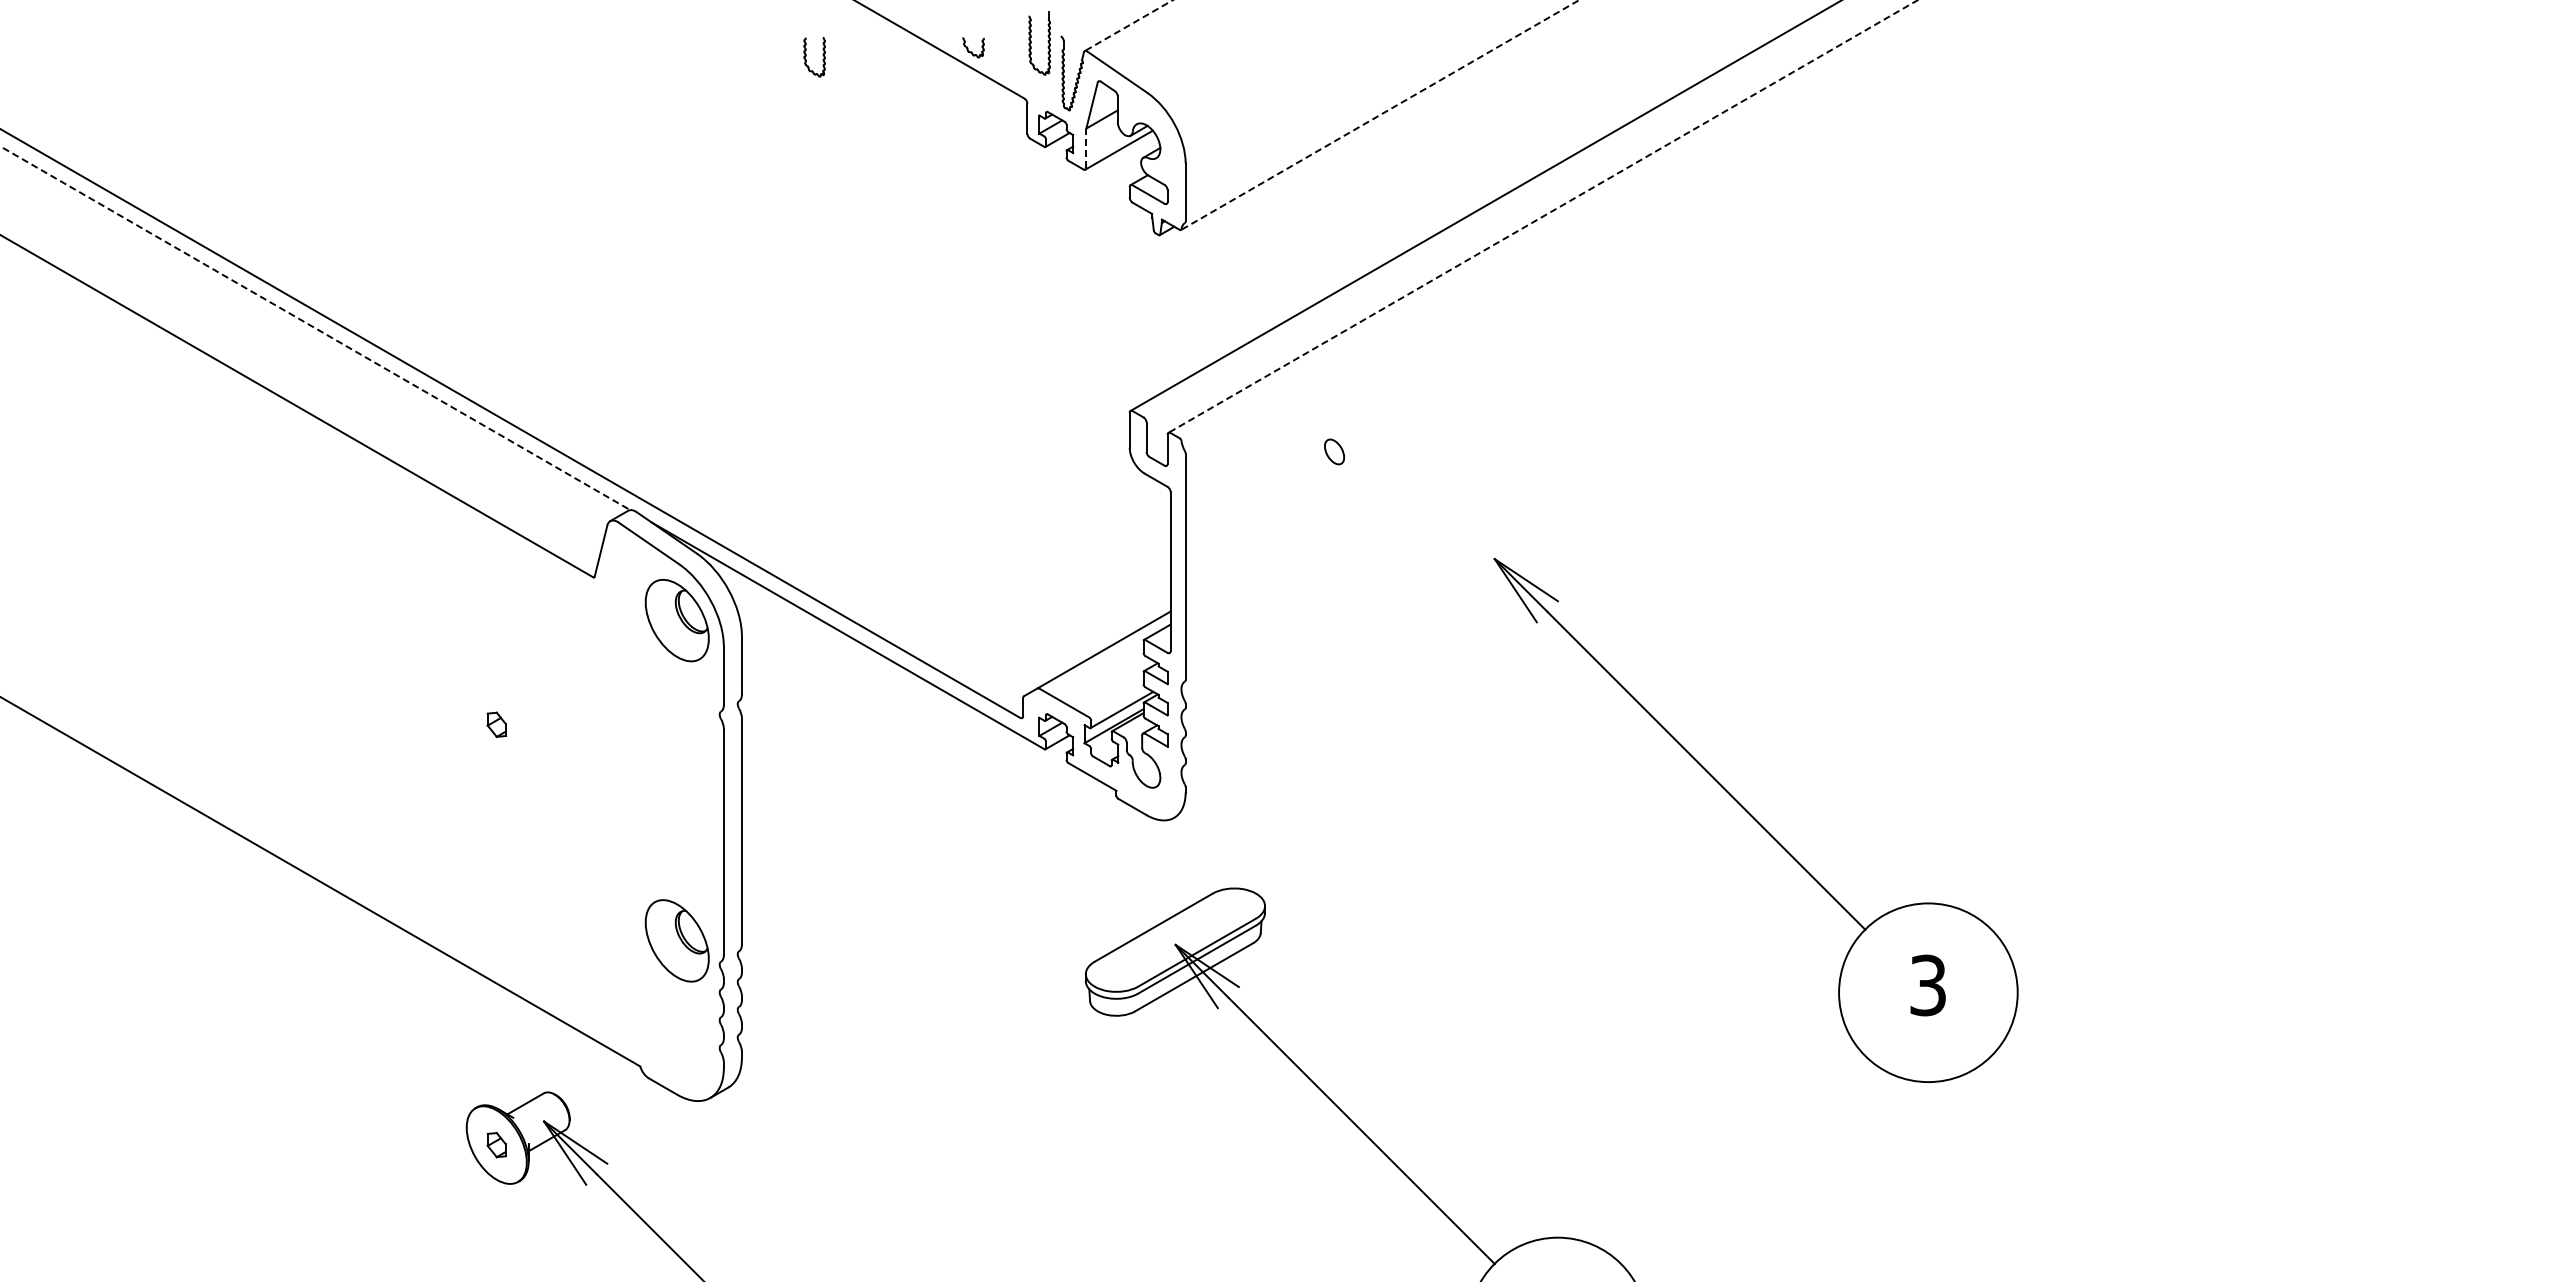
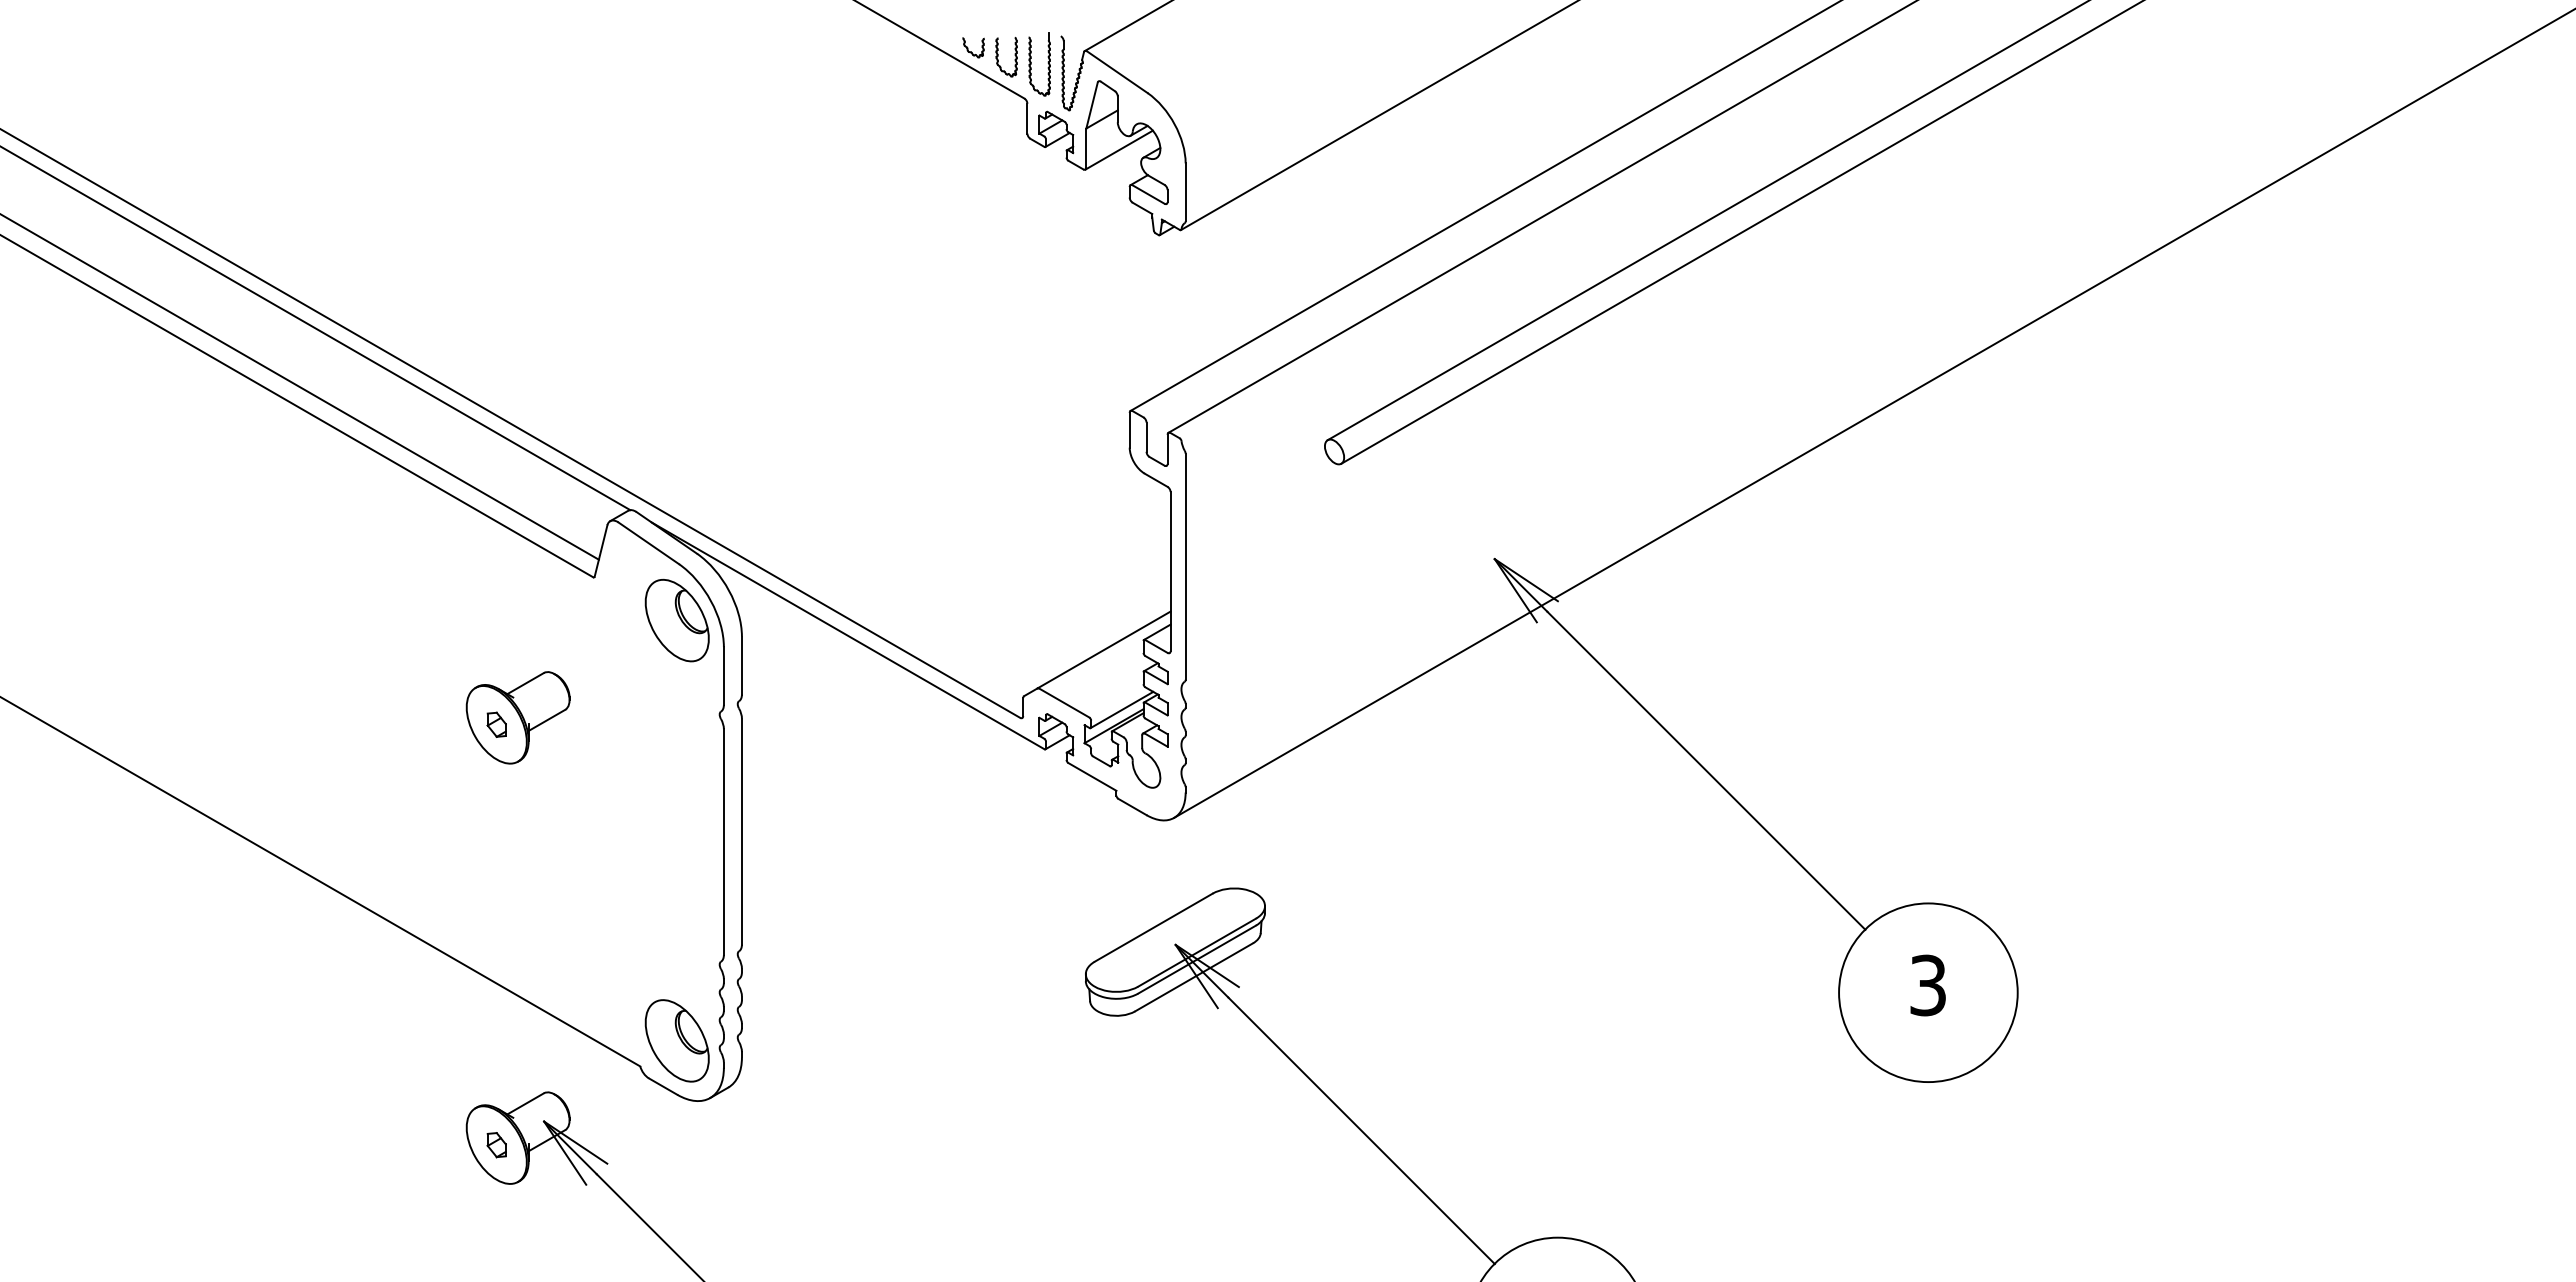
line: dashed -> solid (1128, 25)
part position: (1031, 43) -> (1031, 64) (1031, 64)
part position: (806, 56) -> (998, 56) (998, 56)
line: dashed -> solid (1380, 115)
line: dashed -> solid (1086, 148)
line: dashed -> solid (1542, 216)
line: none -> present (1706, 221)
line: none -> present (1740, 232)
line: dashed -> solid (315, 328)
line: none -> present (300, 387)
line: none -> present (1873, 413)
part: none -> present (517, 717)
part position: (676, 940) -> (676, 1040) (676, 1040)
